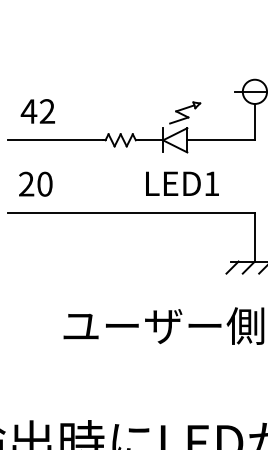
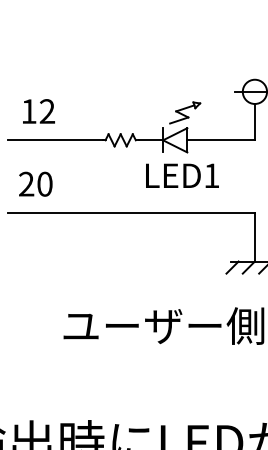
text: 42 -> 12 (28, 111)
text position: (182, 183) -> (182, 175) (182, 175)
